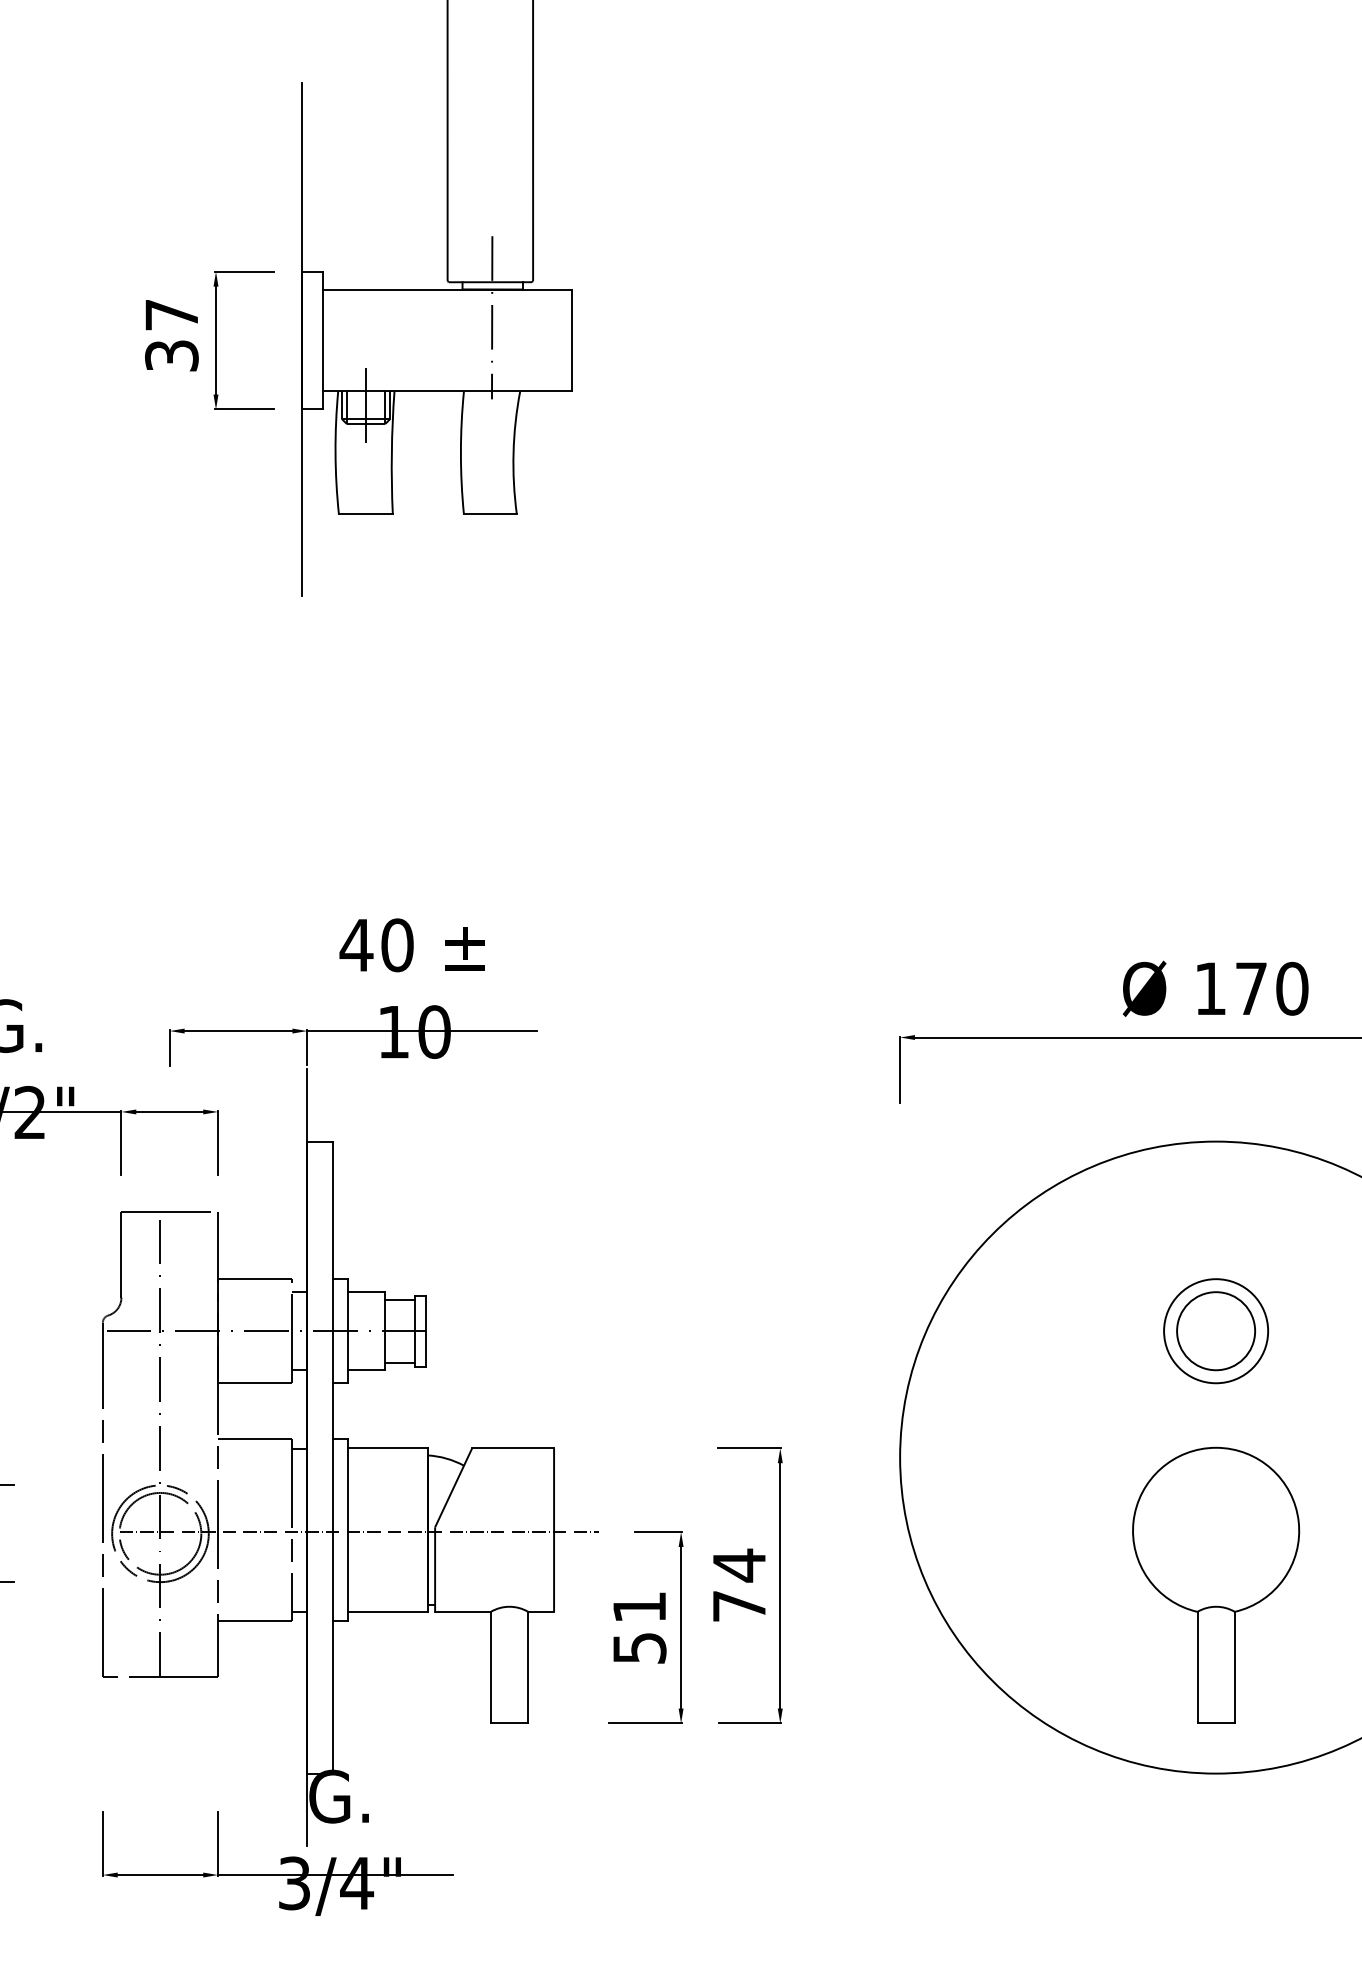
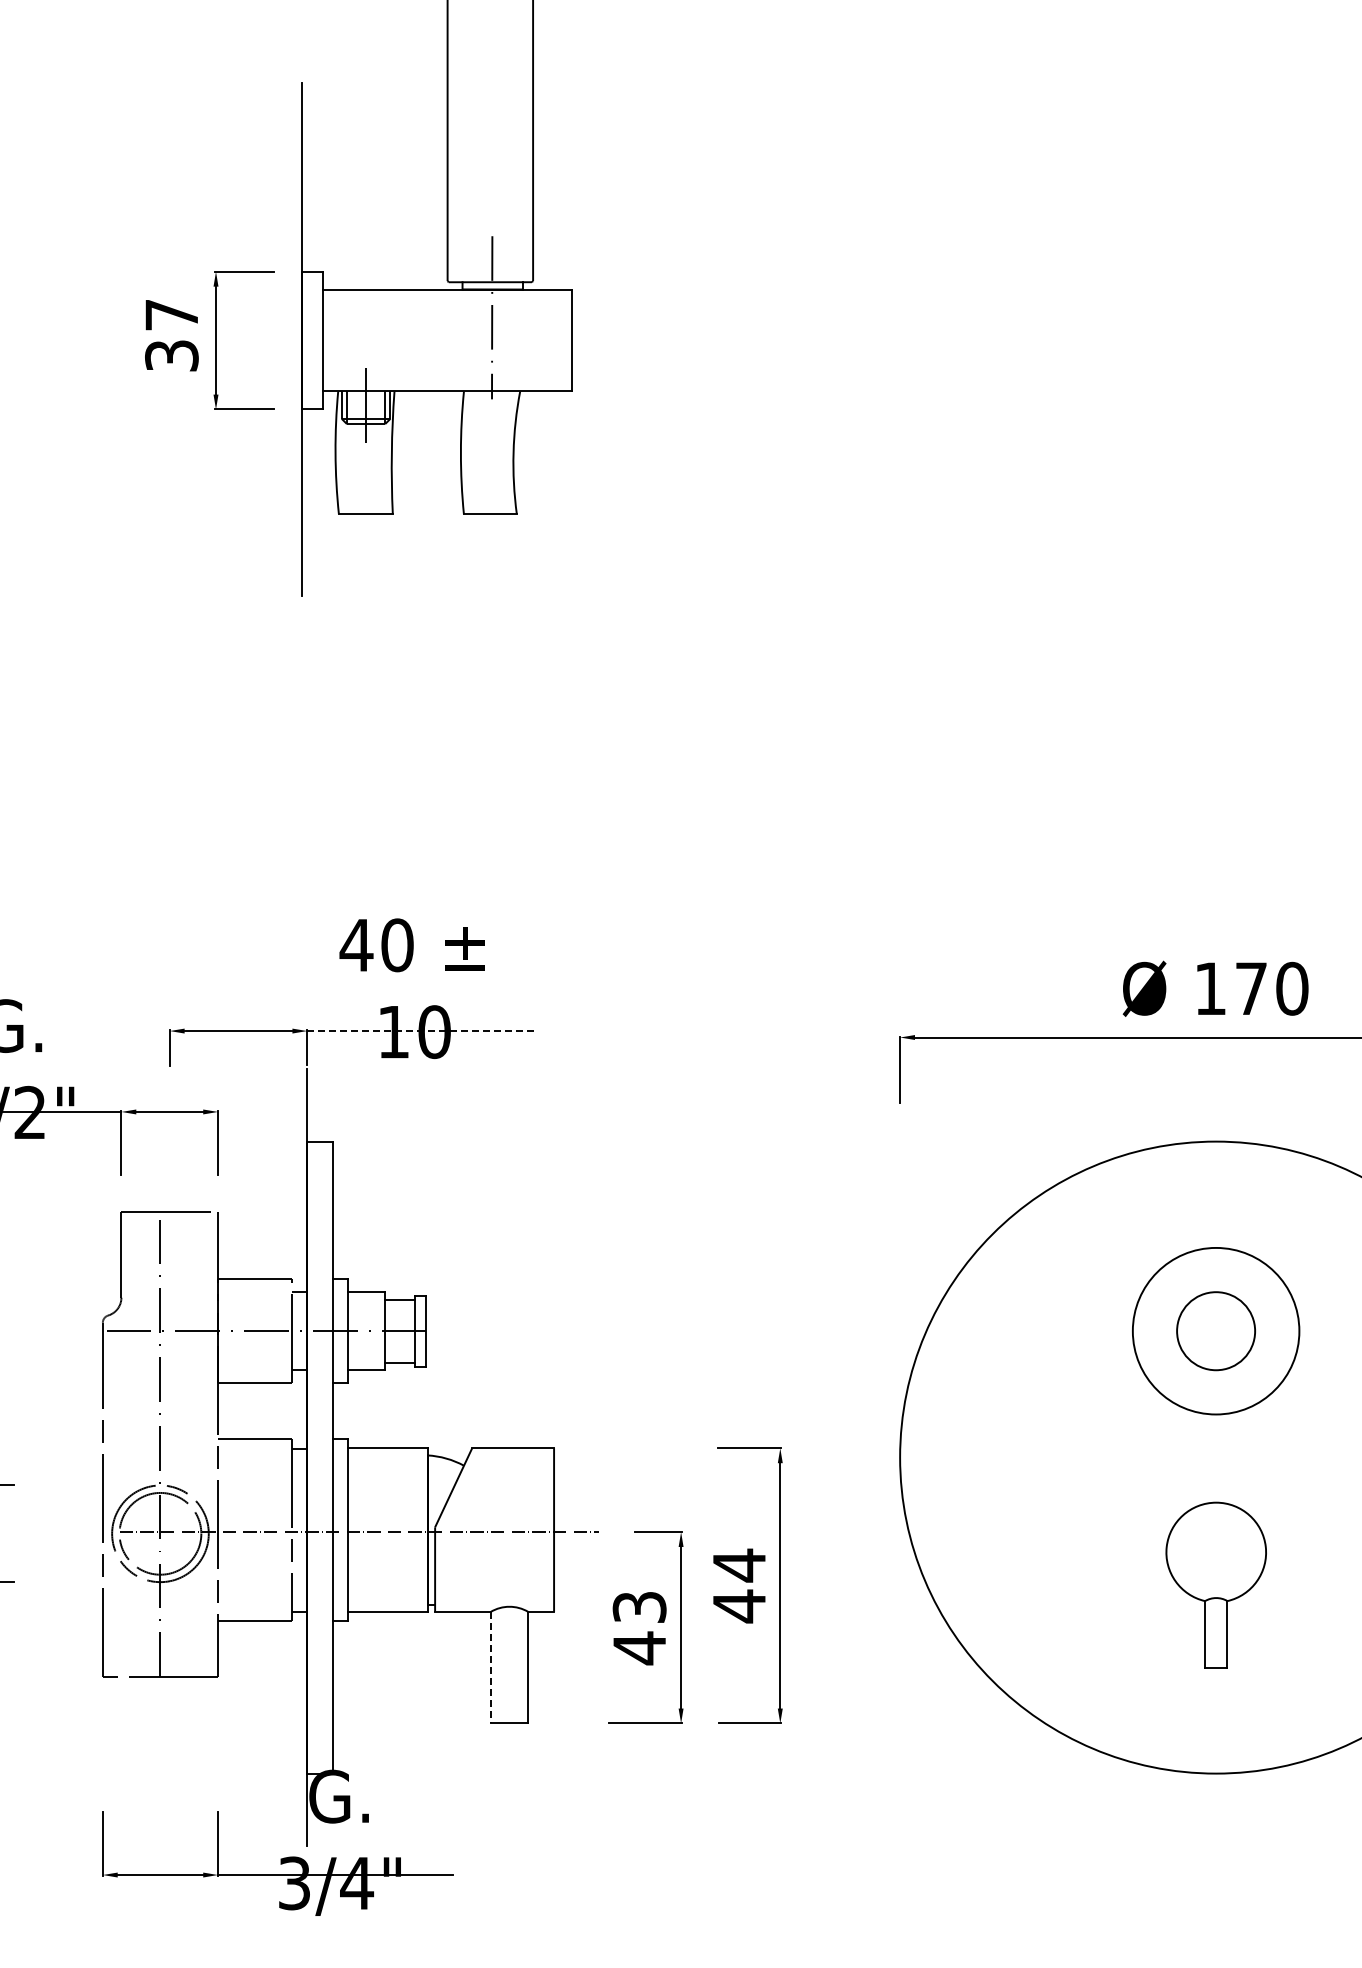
line: solid -> dashed (421, 1031)
circle diameter: 104 px -> 167 px (1215, 1330)
part size: 169x278 px -> 102x168 px (1215, 1584)
text: 74 -> 44 (739, 1606)
text: 51 -> 43 (639, 1628)
line: solid -> dashed (490, 1667)
